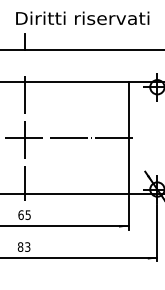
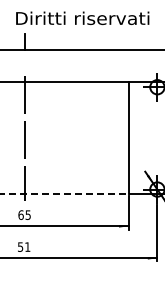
line: present -> none (68, 138)
line: solid -> dashed (64, 194)
text: 83 -> 51 (23, 246)
